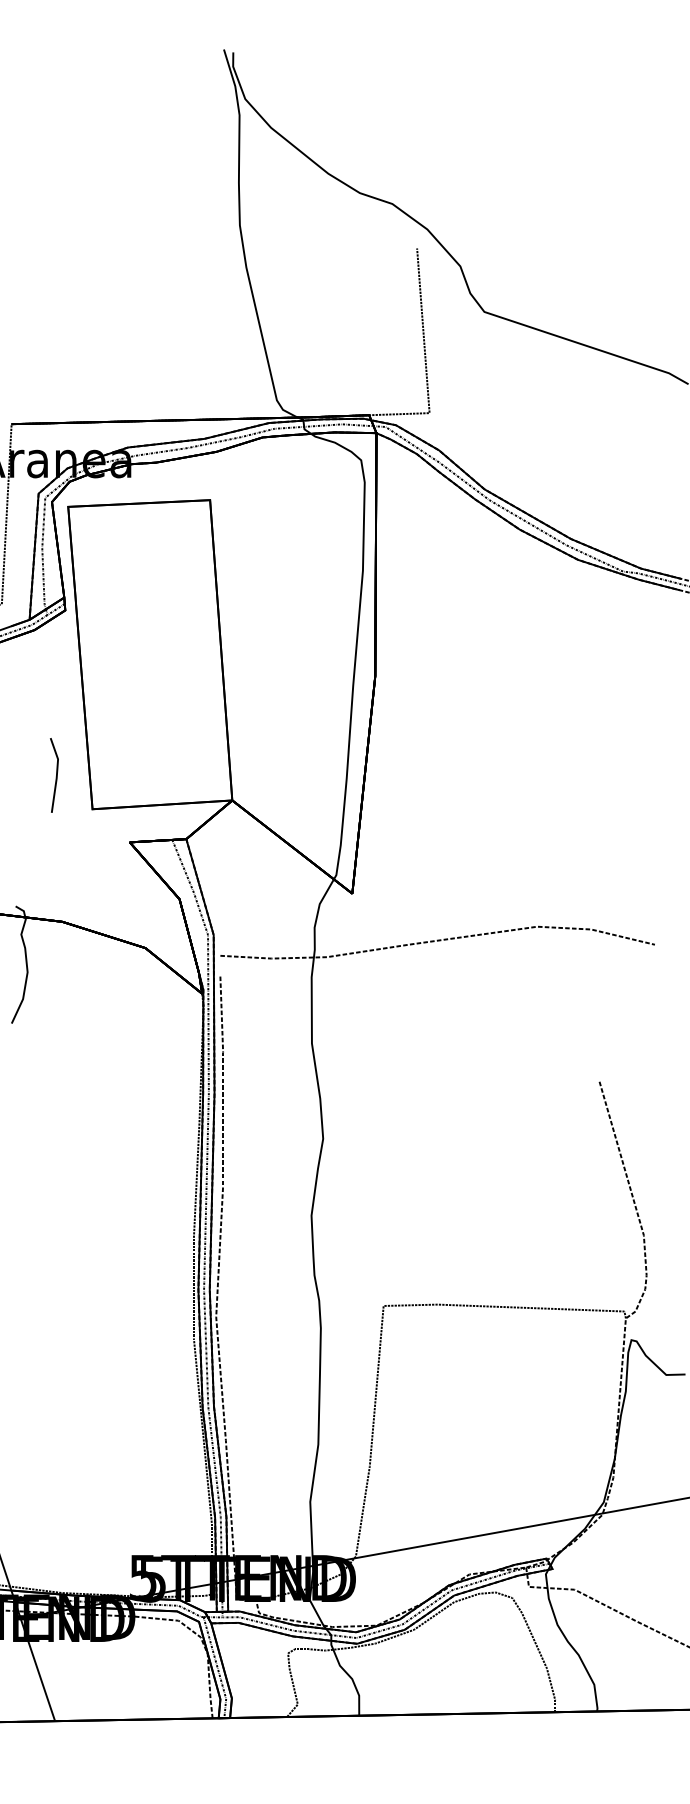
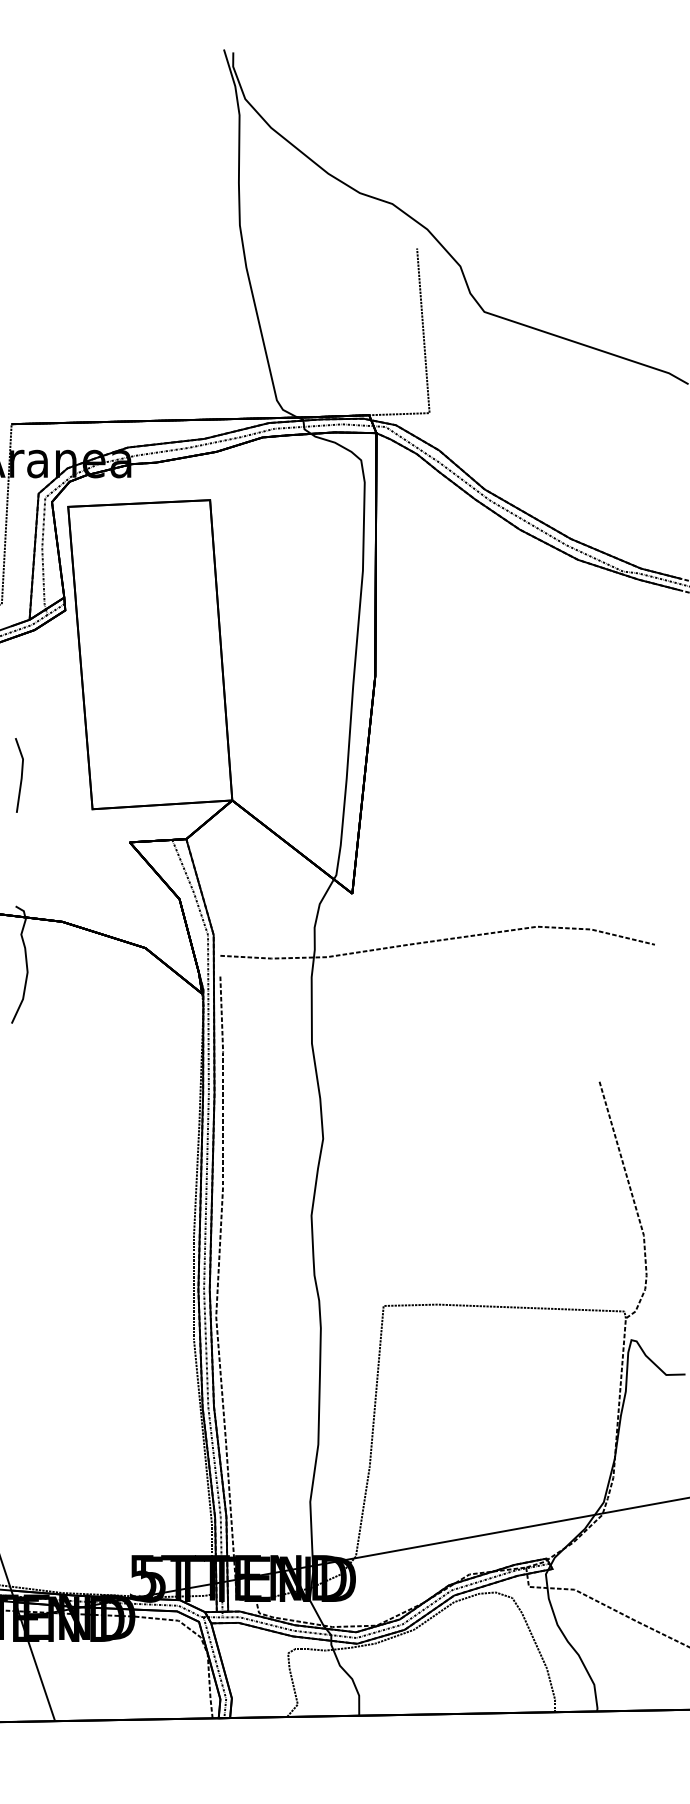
line position: (55, 776) -> (20, 776) (20, 776)
